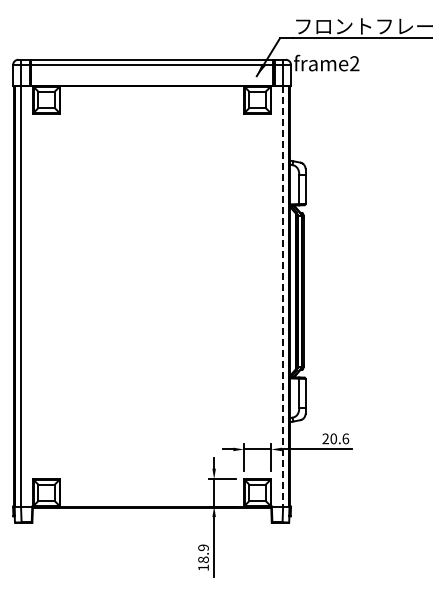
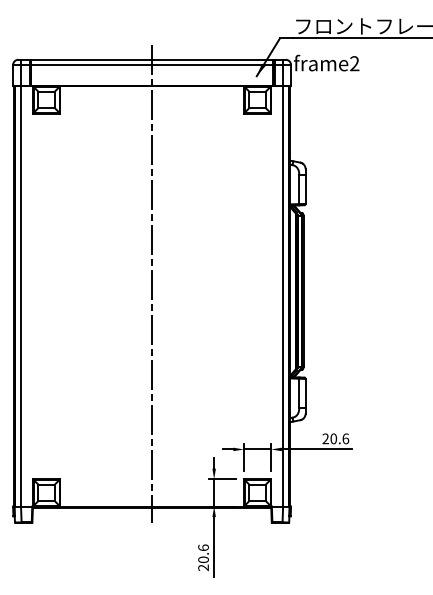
line: none -> present (152, 283)
line: dashed -> solid (282, 296)
text: 18.9 -> 20.6 (203, 557)
